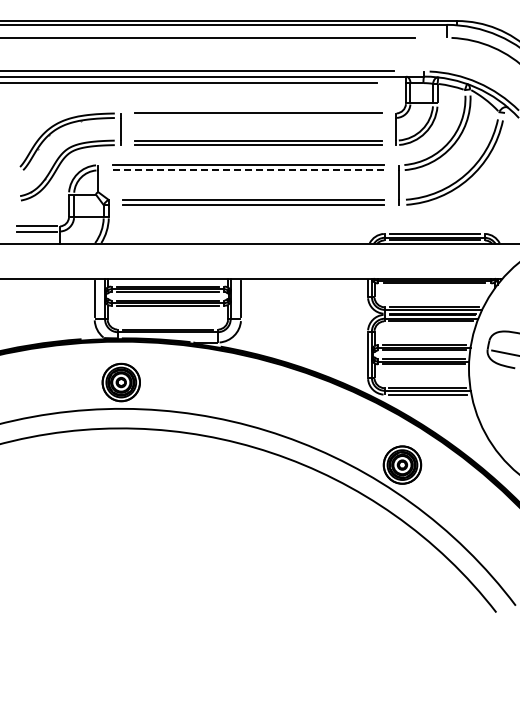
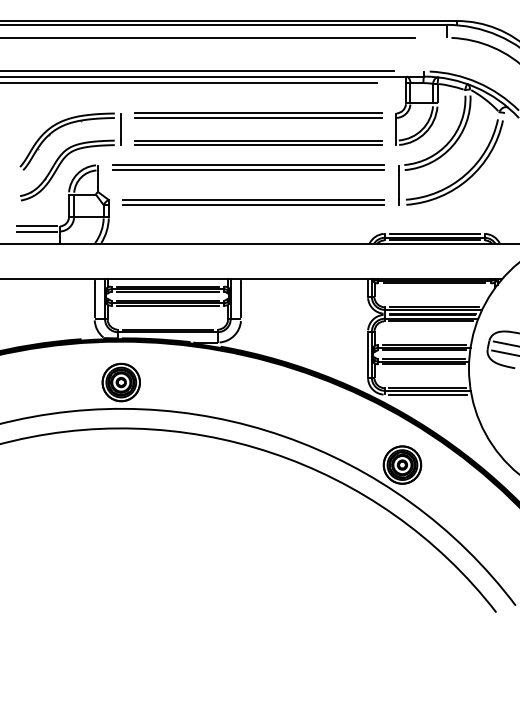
line: none -> present (258, 117)
line: dashed -> solid (249, 170)
line: none -> present (504, 343)
